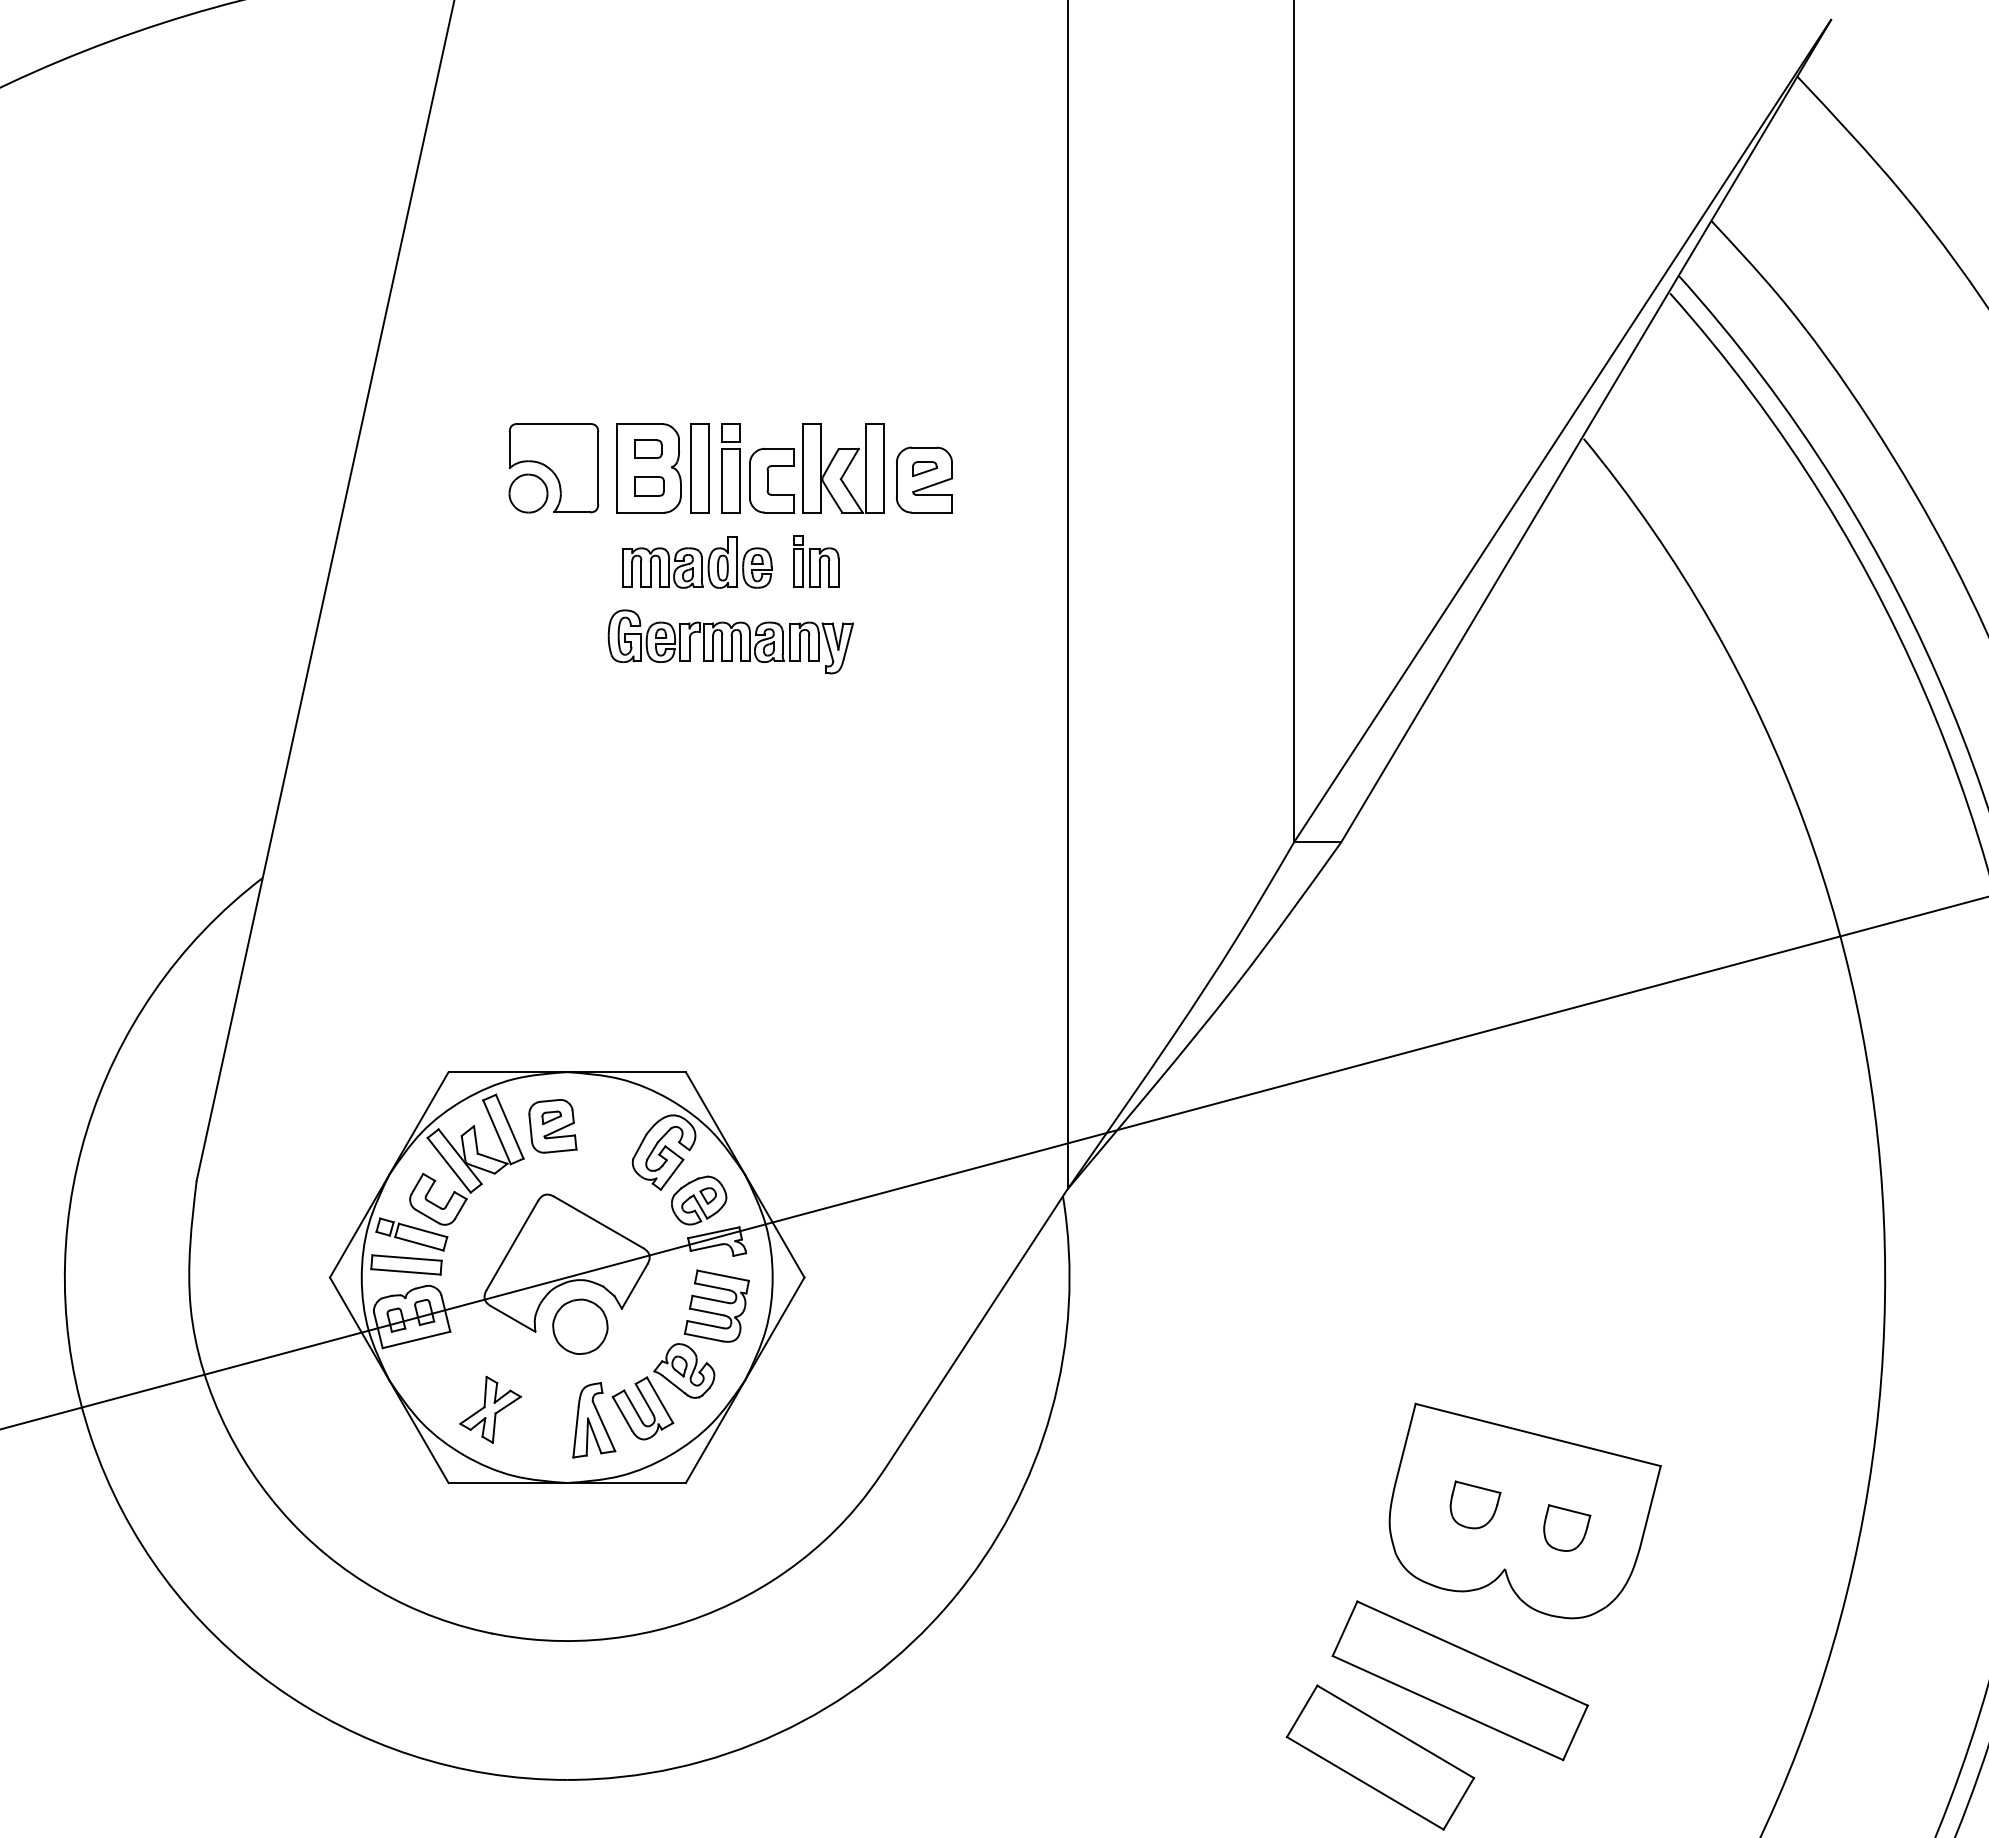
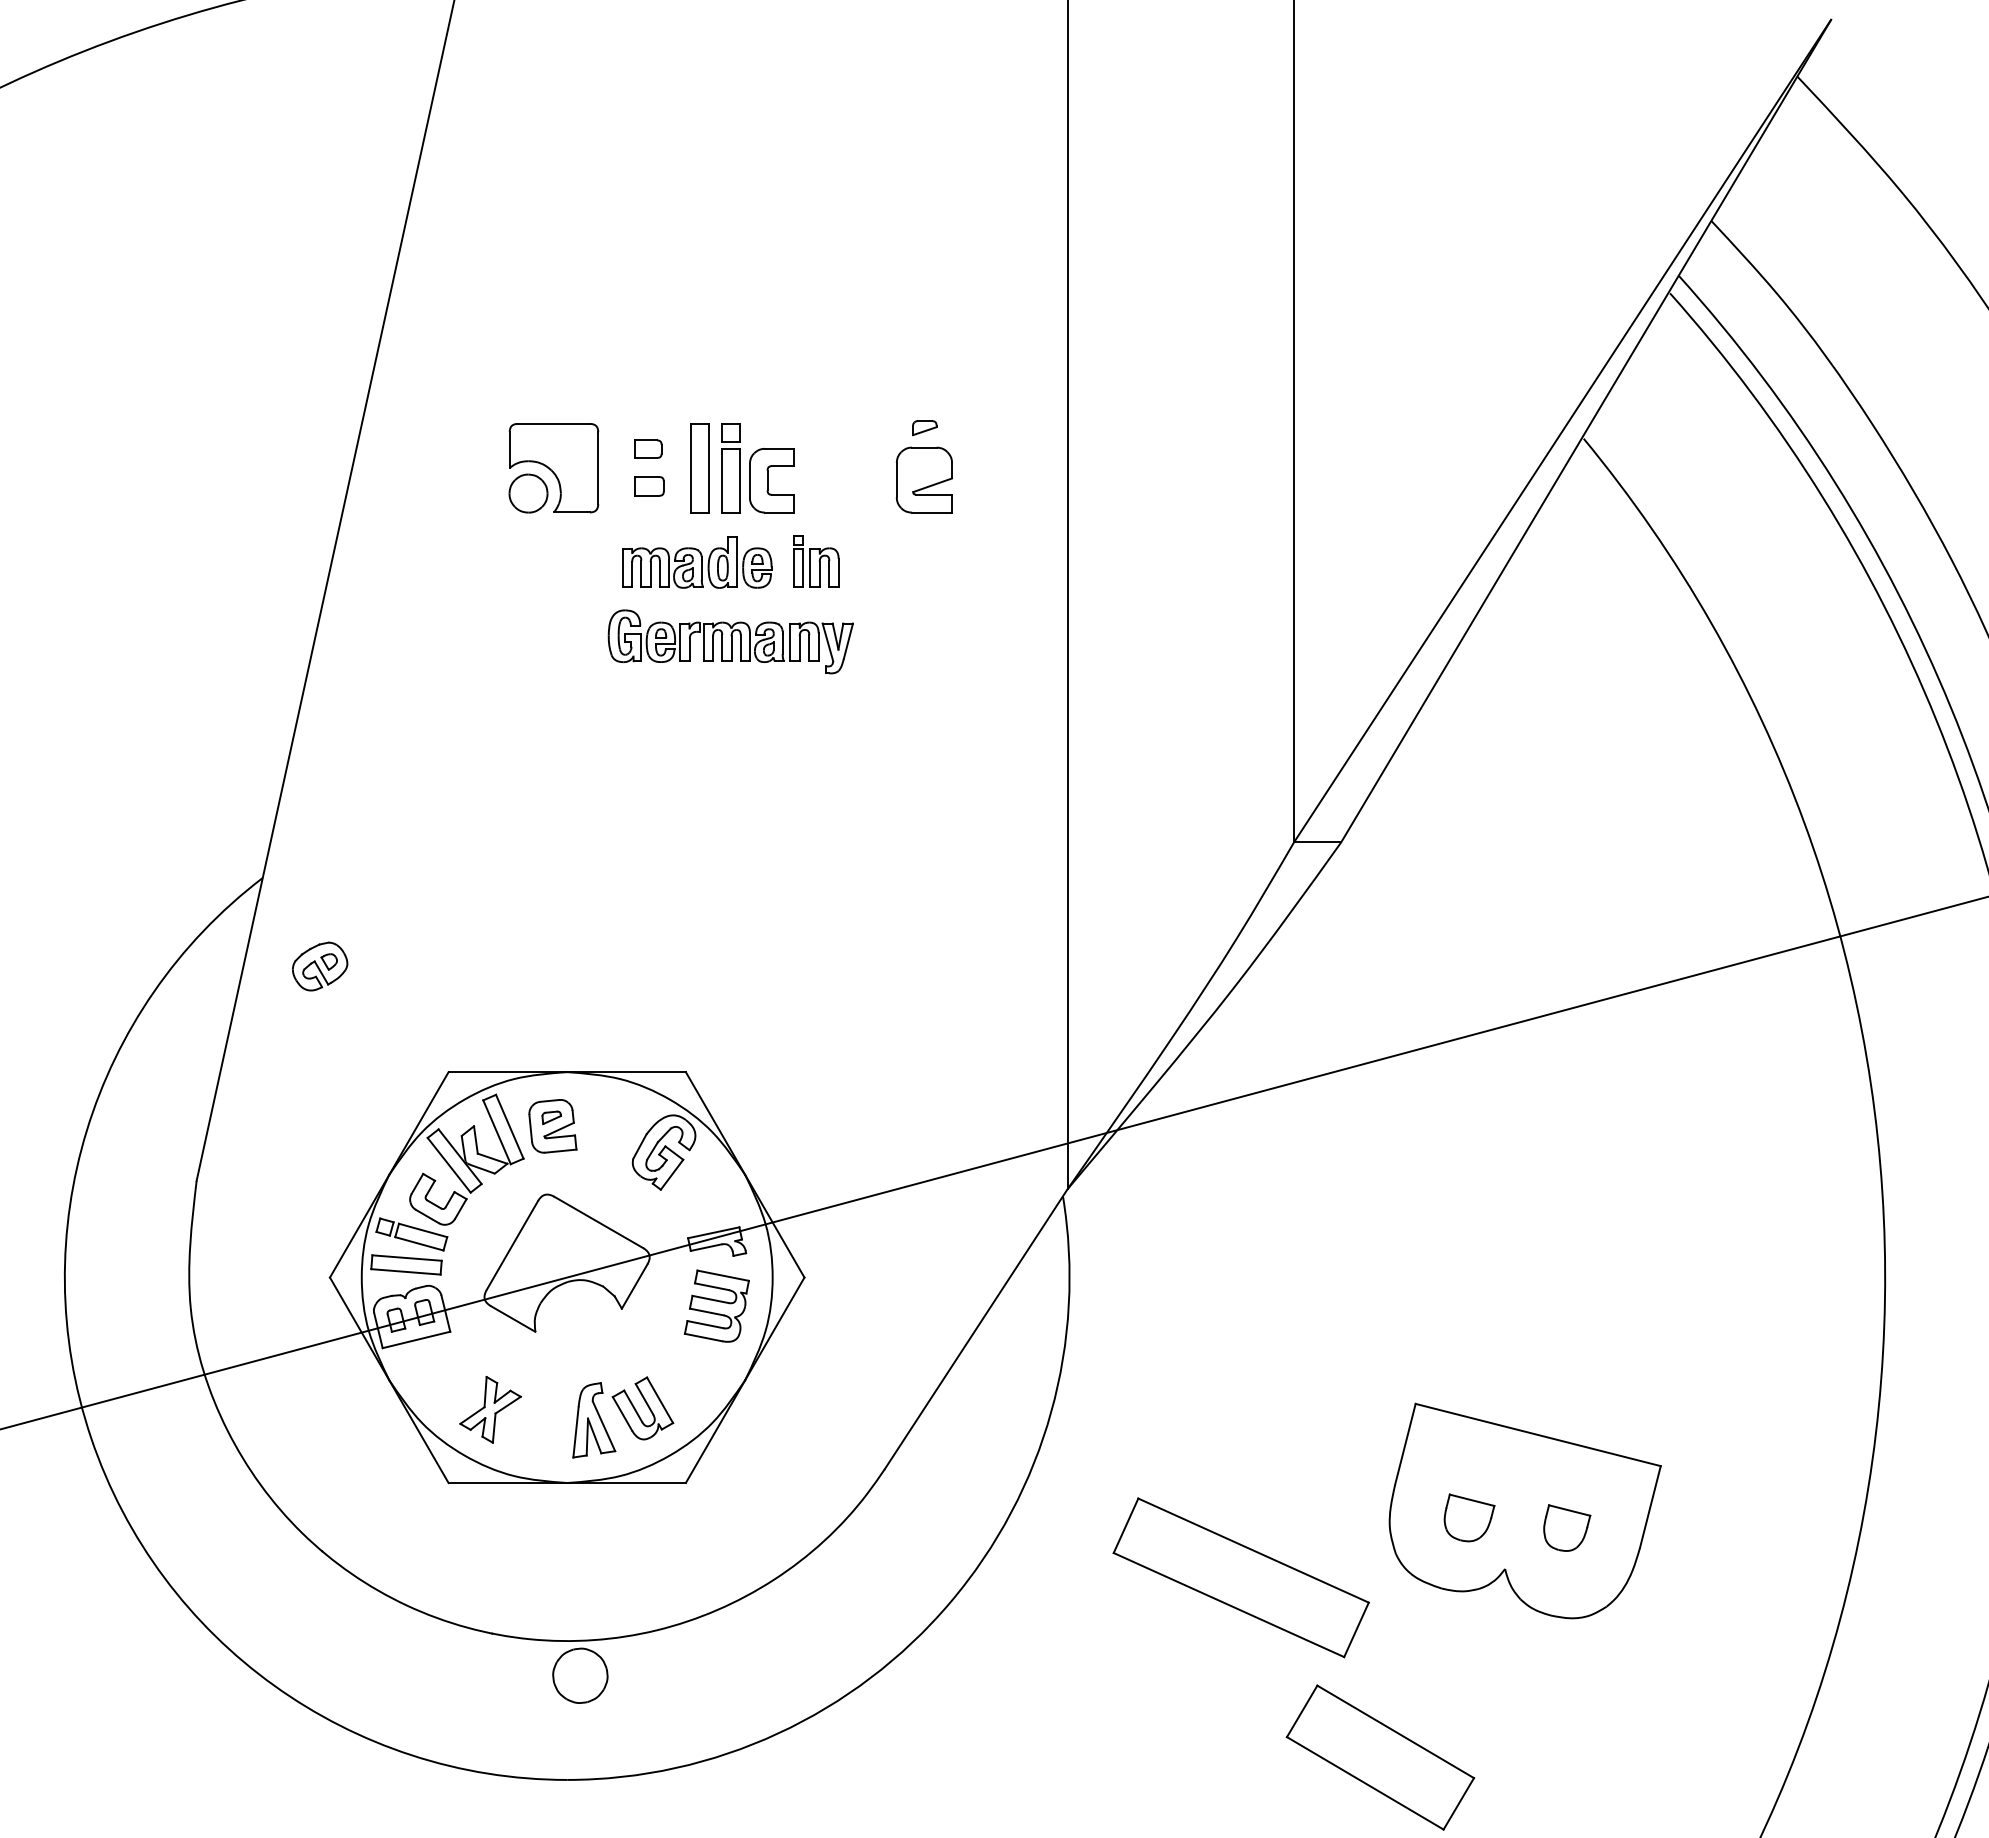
part: present -> none (648, 468)
part: present -> none (843, 468)
part position: (924, 469) -> (924, 428) (924, 428)
part position: (699, 1200) -> (320, 966) (320, 966)
part position: (580, 1326) -> (580, 1675) (580, 1675)
part: present -> none (684, 1370)
part position: (1475, 1504) -> (1469, 1517) (1469, 1517)
part position: (1459, 1680) -> (1240, 1577) (1240, 1577)
